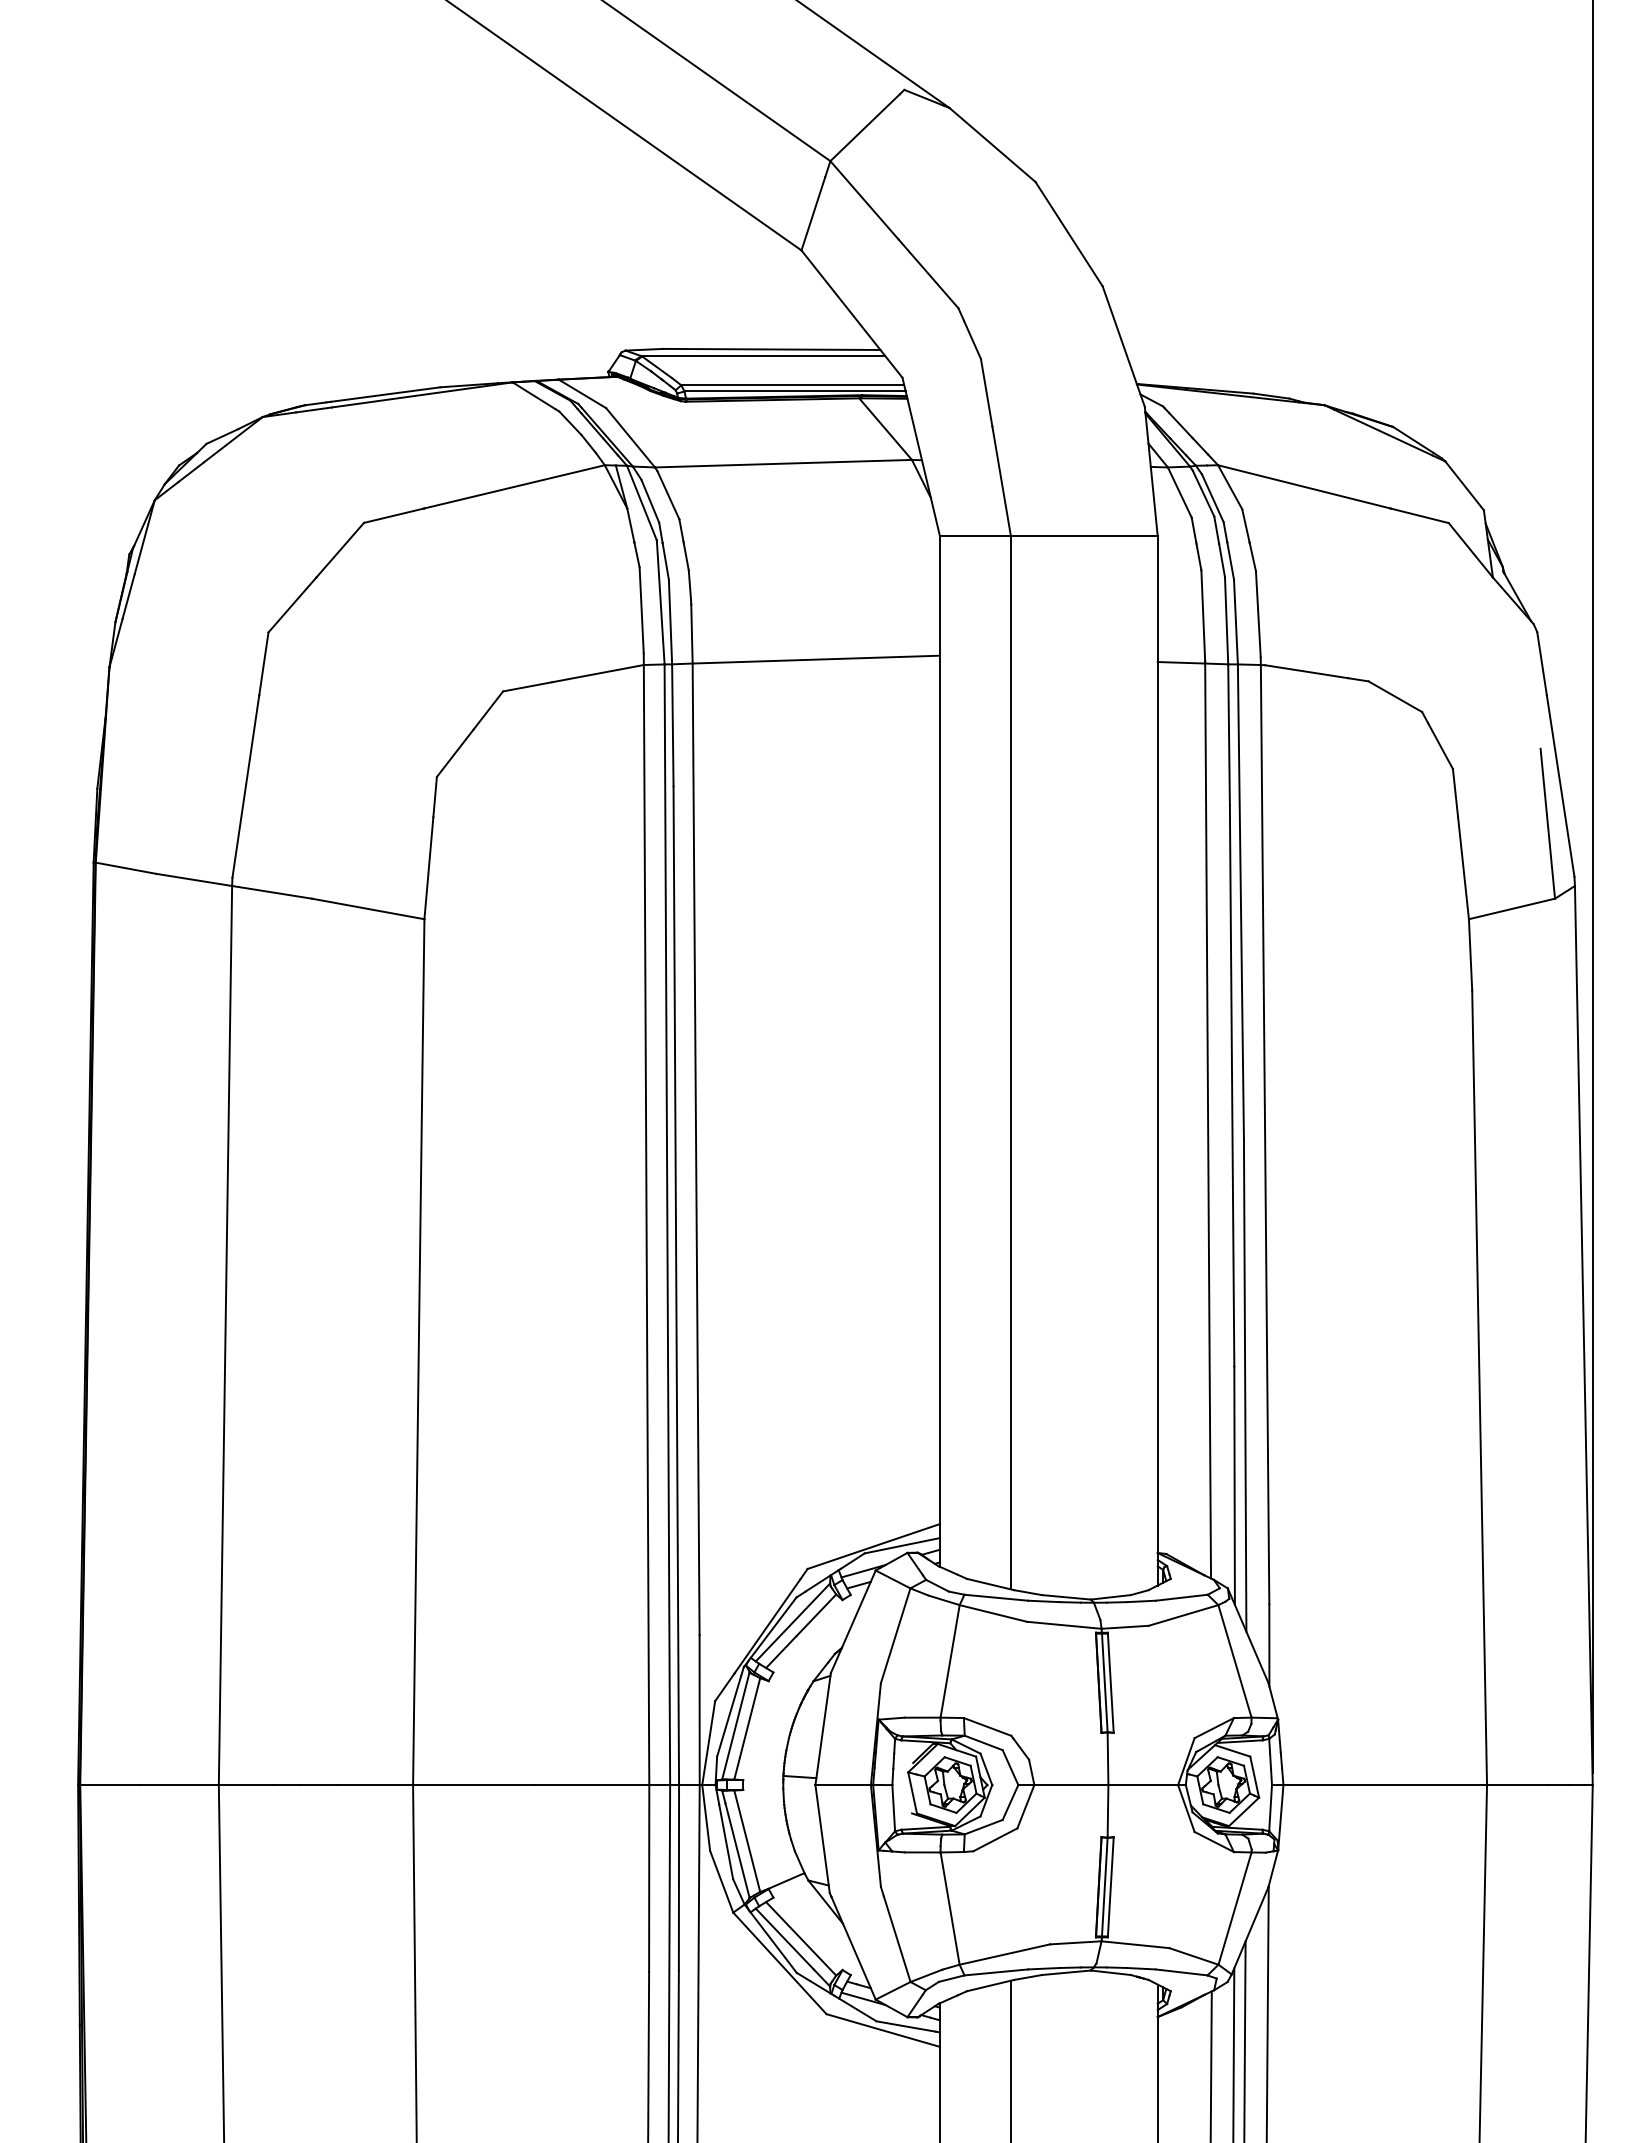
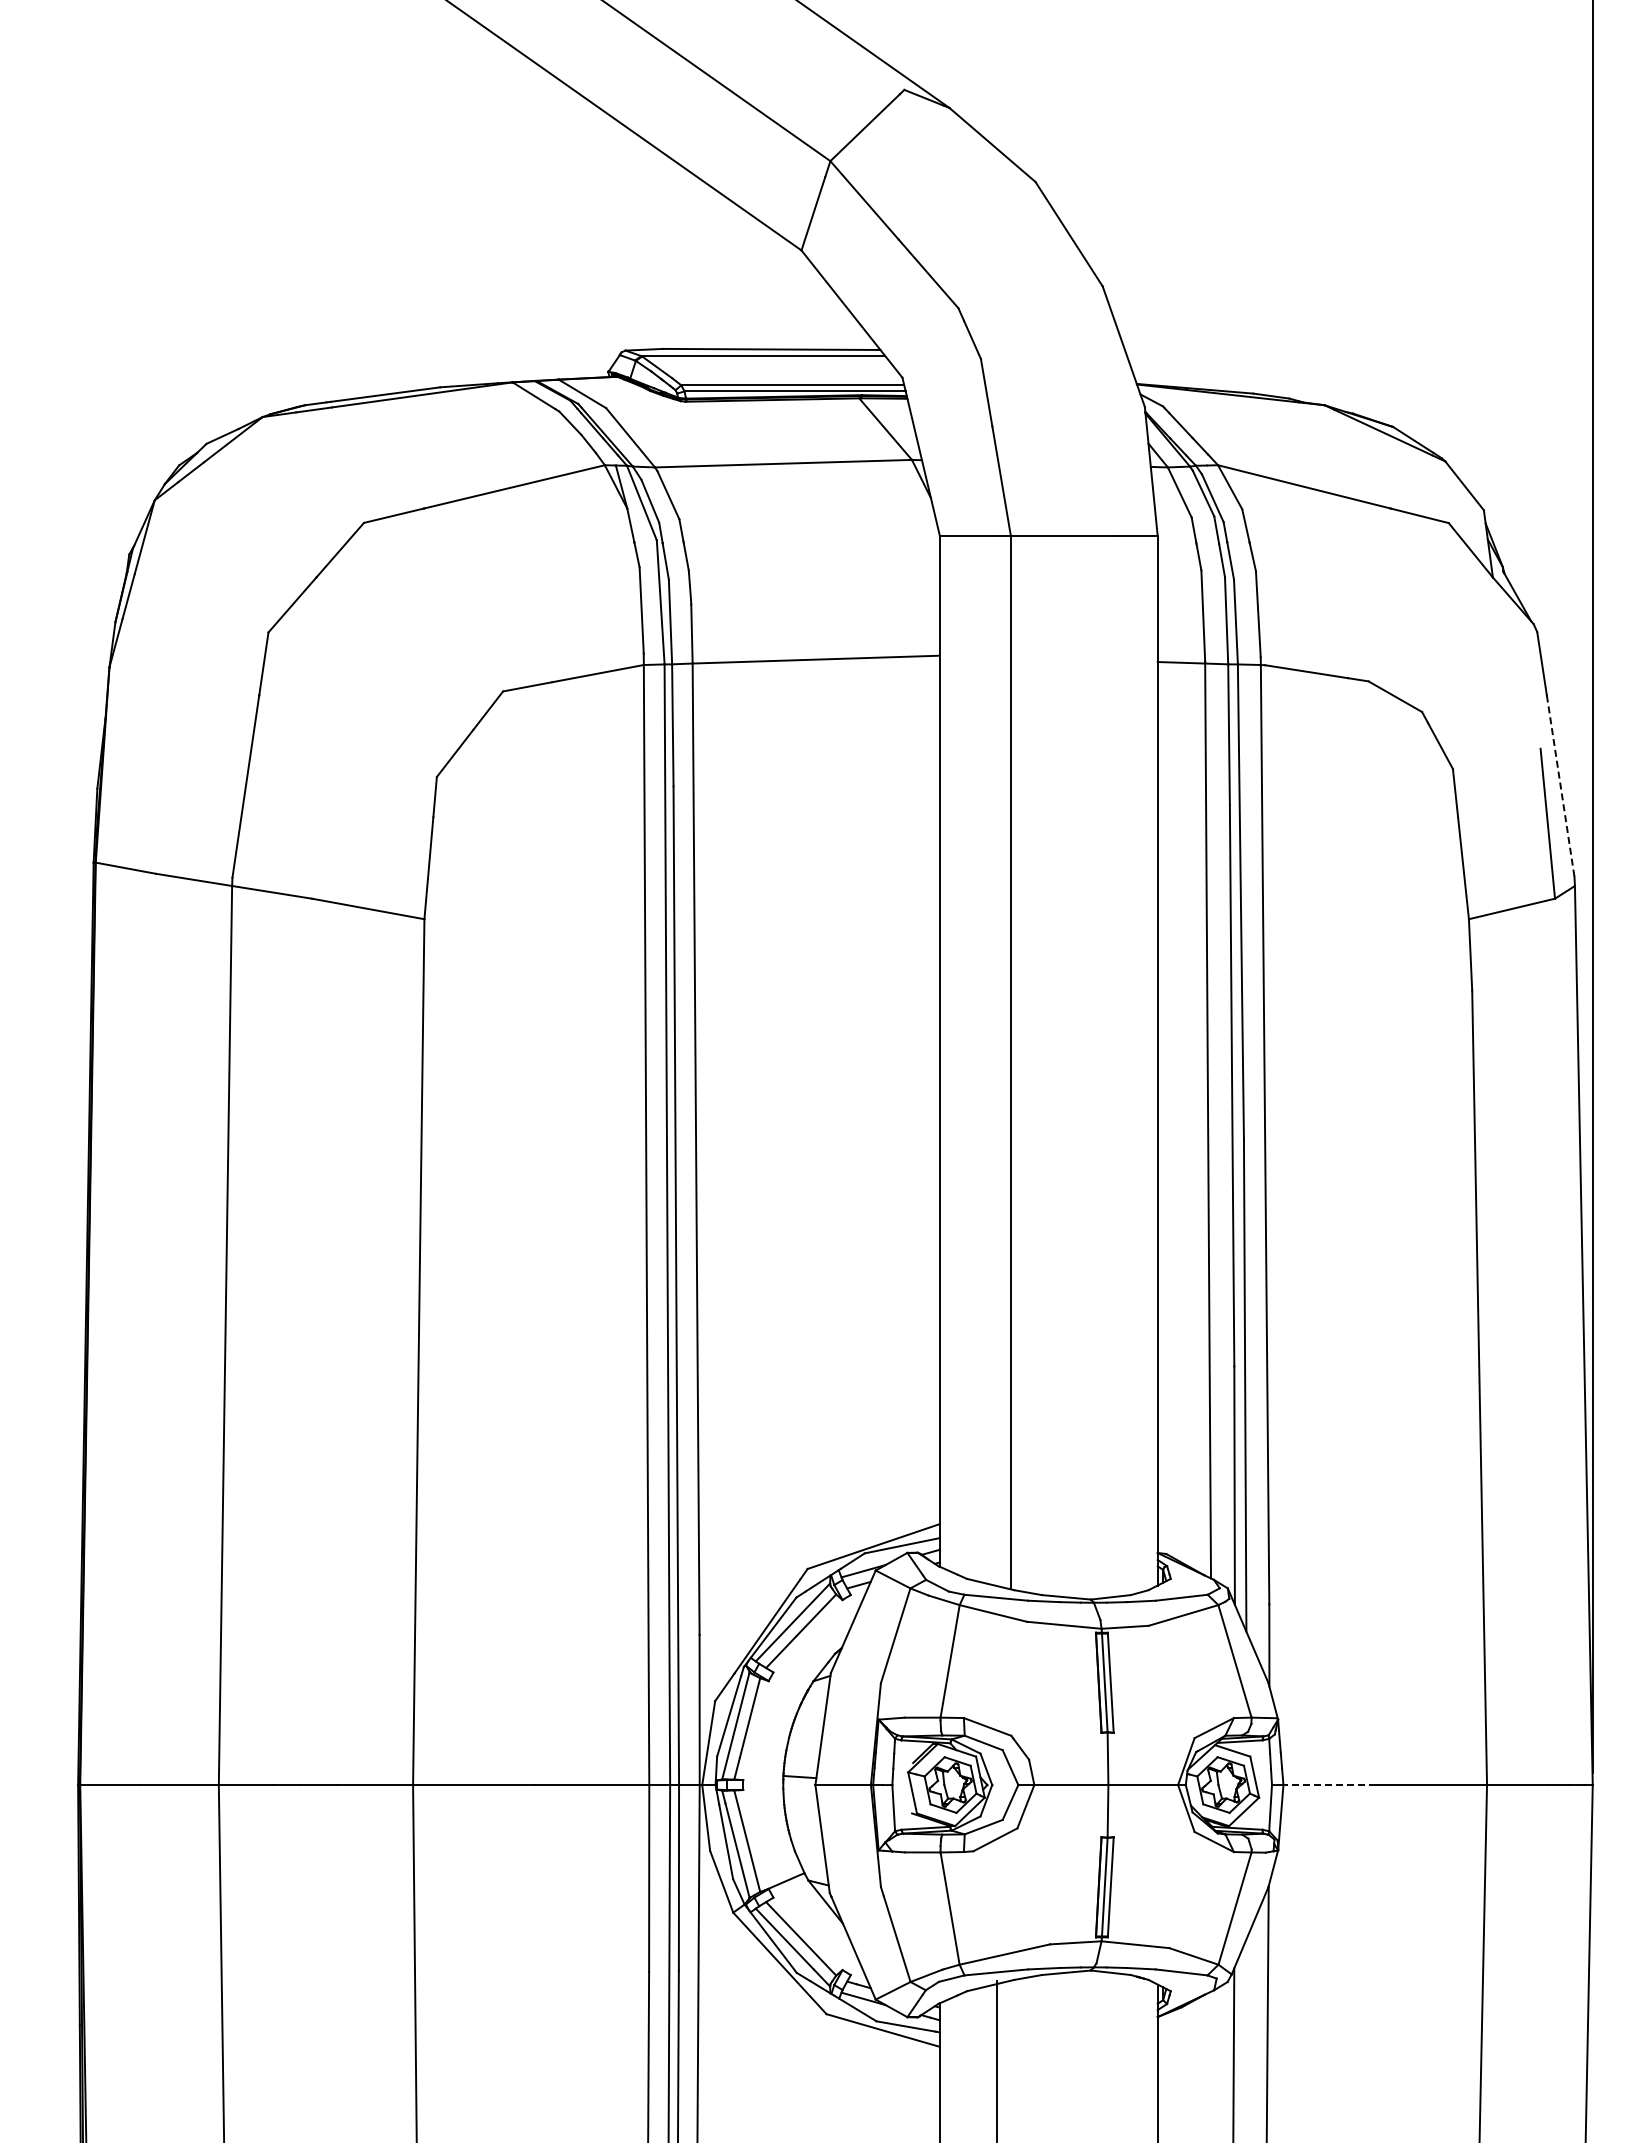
line: solid -> dashed (1560, 786)
line: solid -> dashed (1329, 1785)
line: present -> none (1244, 2040)
line position: (1010, 2059) -> (996, 2059) (996, 2059)
line: present -> none (1210, 2065)
